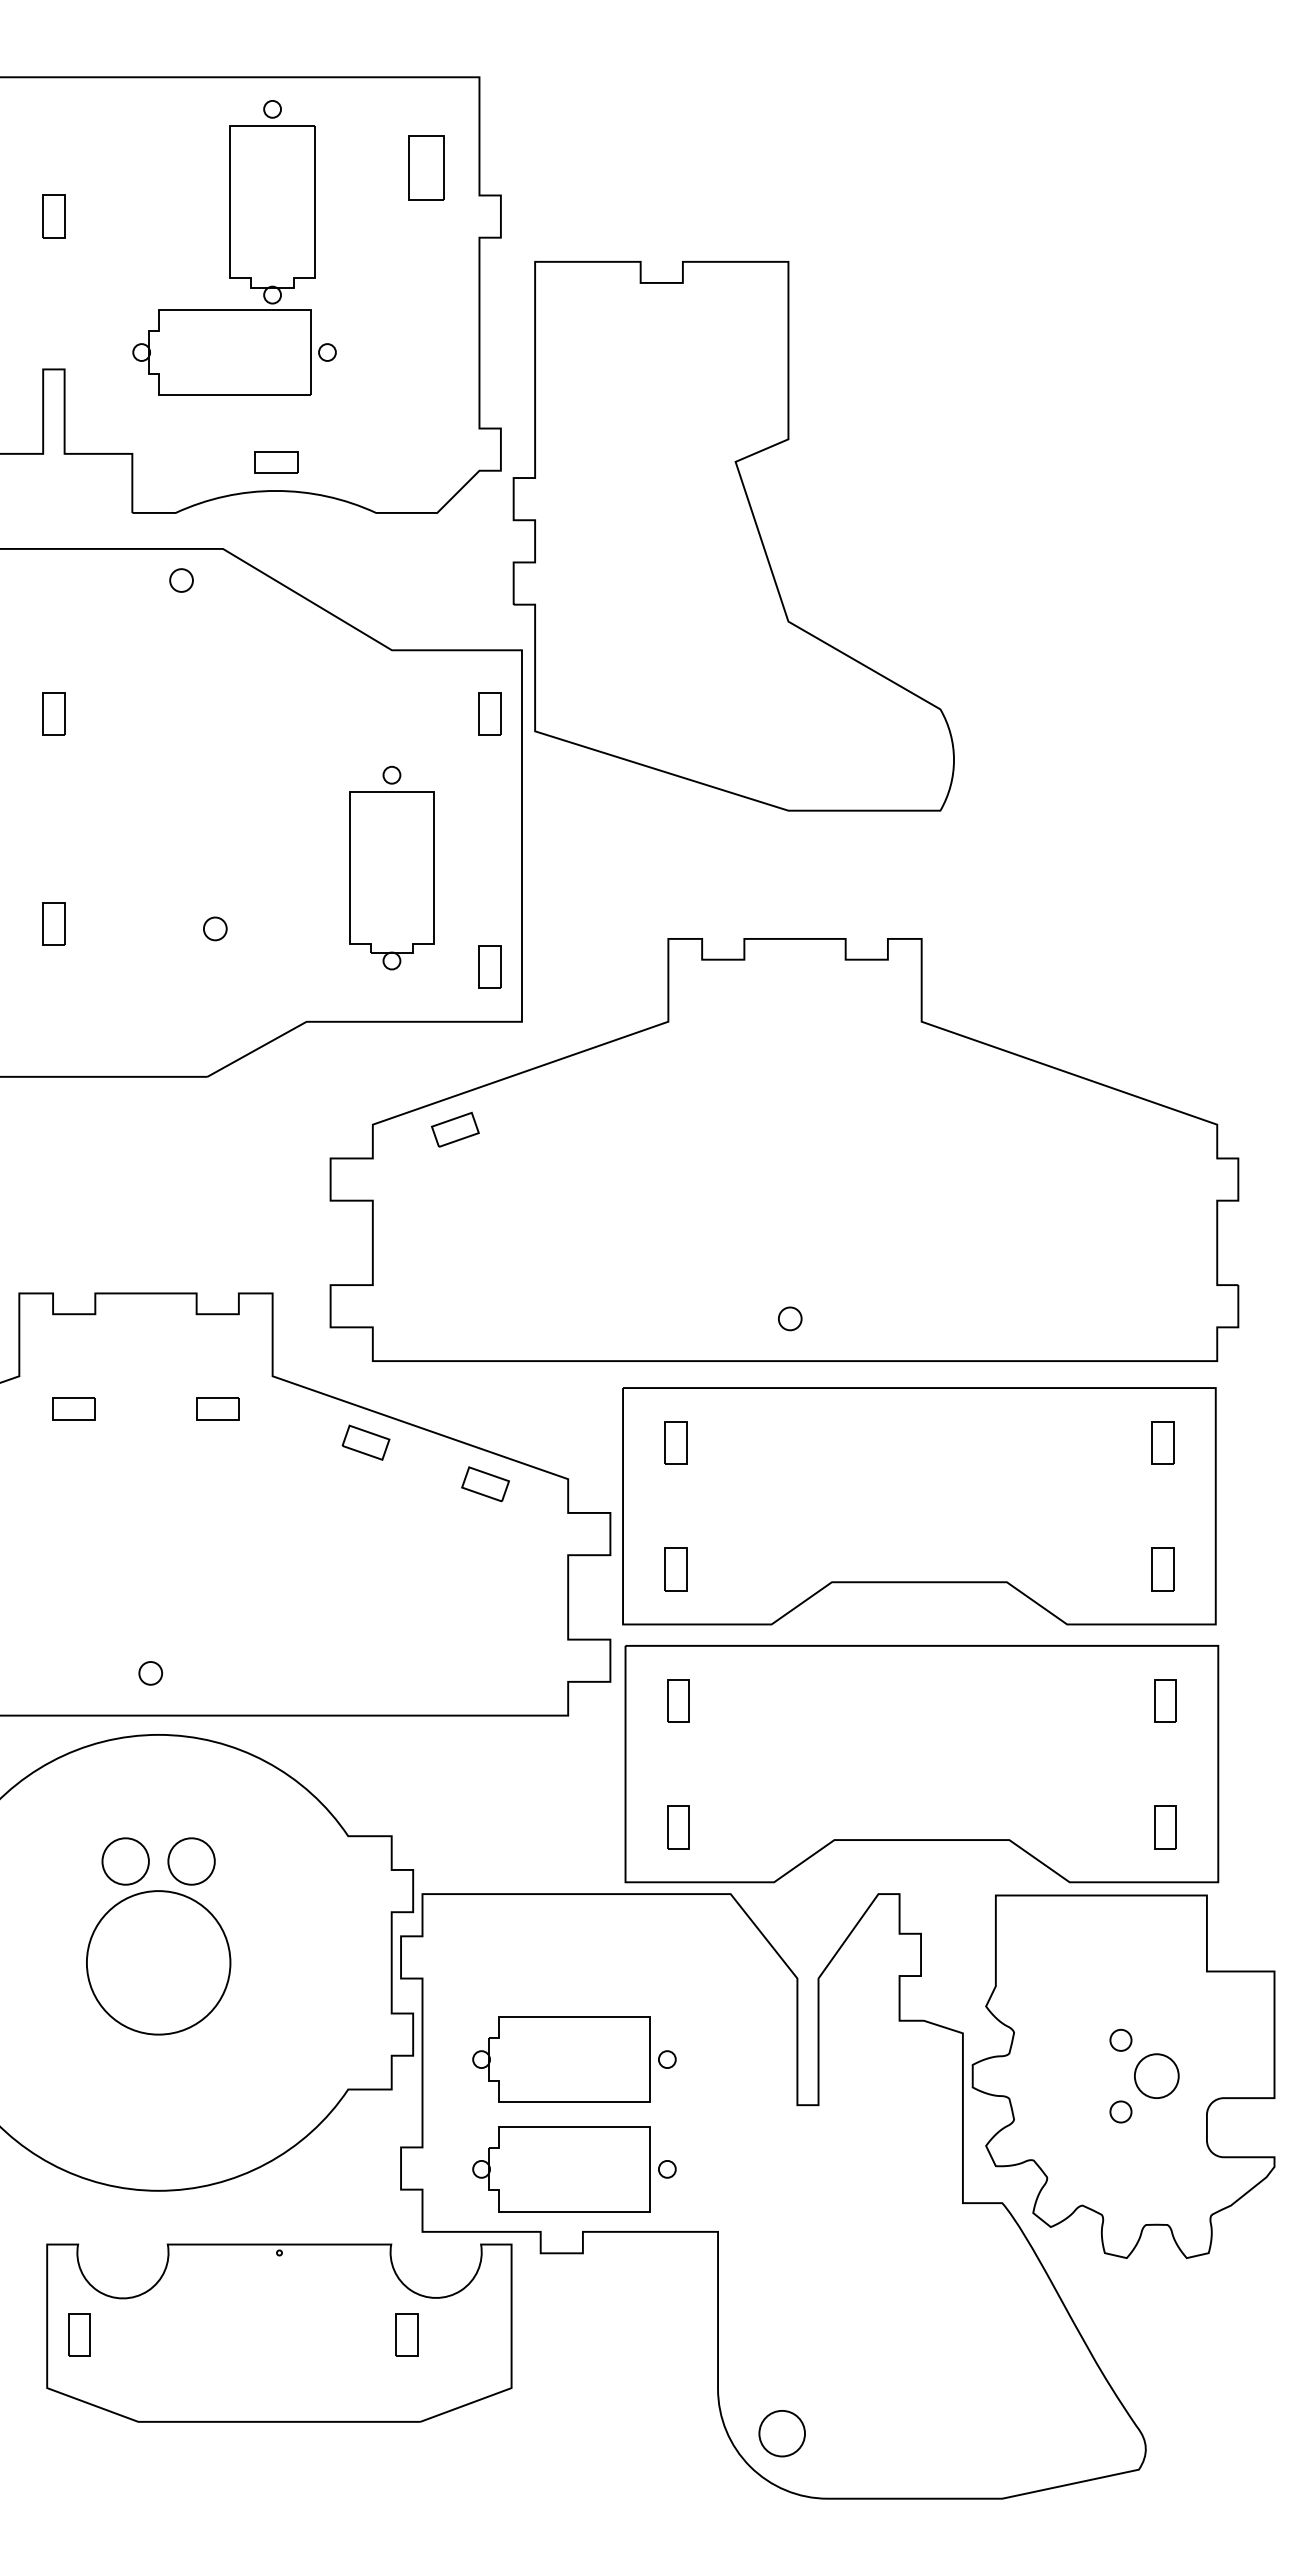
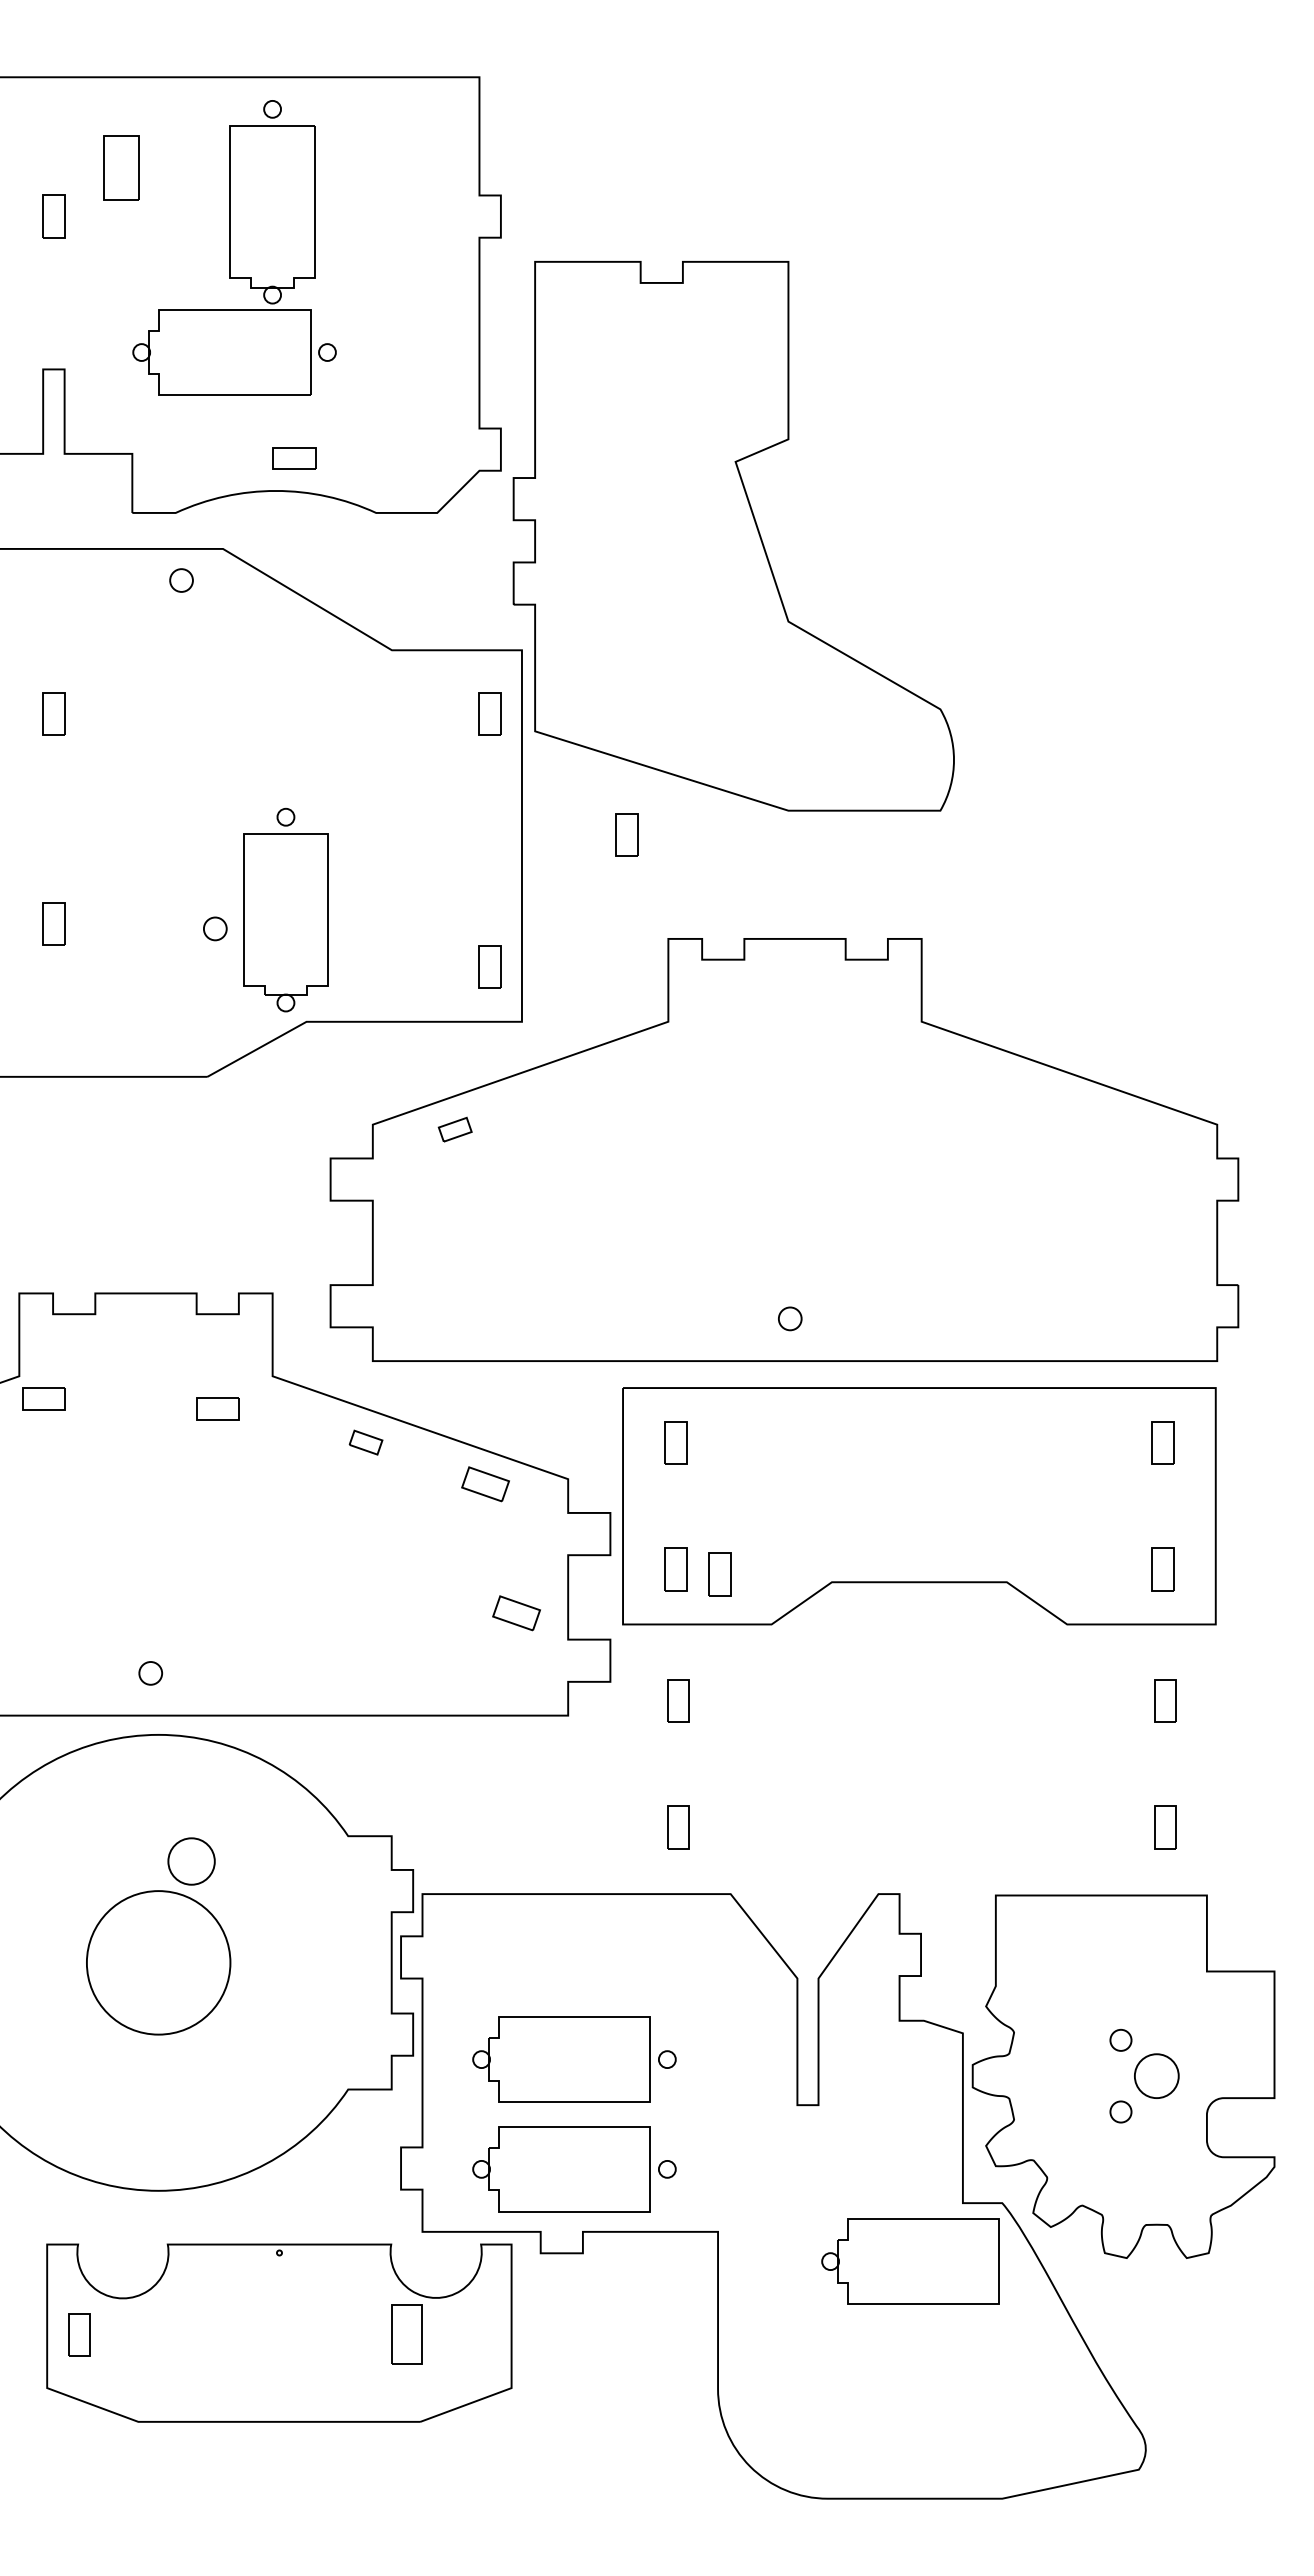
part position: (426, 167) -> (121, 167) (121, 167)
part position: (276, 462) -> (294, 458) (294, 458)
part: none -> present (626, 834)
part position: (391, 867) -> (285, 909) (285, 909)
part size: 50x37 px -> 36x27 px (454, 1129)
part position: (73, 1408) -> (43, 1398) (43, 1398)
part size: 50x37 px -> 36x27 px (365, 1442)
part: none -> present (719, 1574)
part: none -> present (516, 1613)
part: present -> none (921, 1764)
part: present -> none (125, 1861)
part: none -> present (910, 2261)
part size: 24x44 px -> 32x61 px (406, 2334)
part: present -> none (781, 2433)
